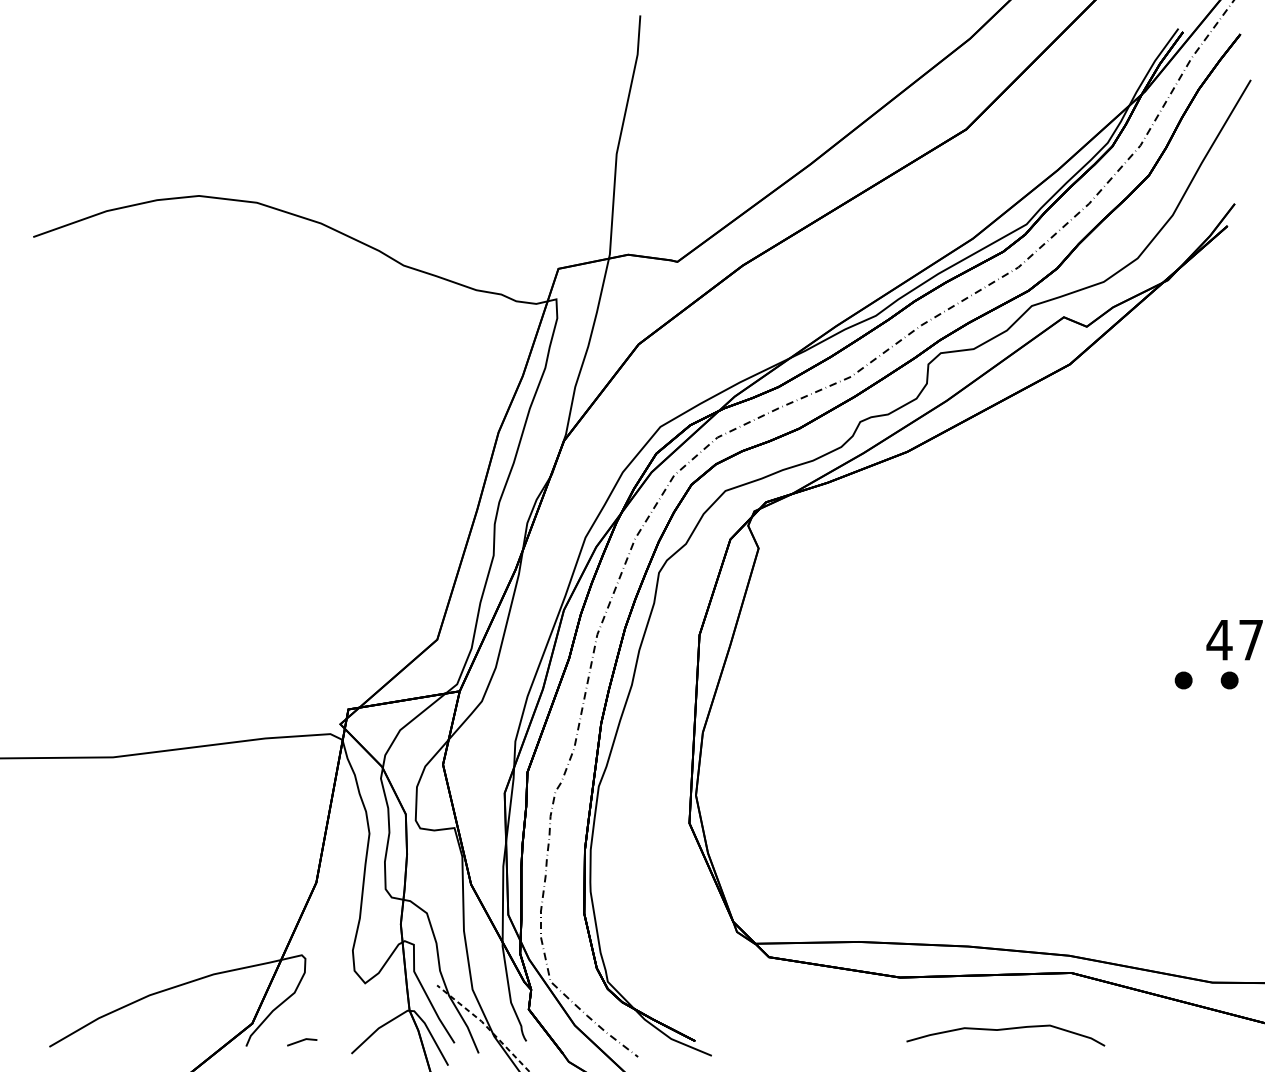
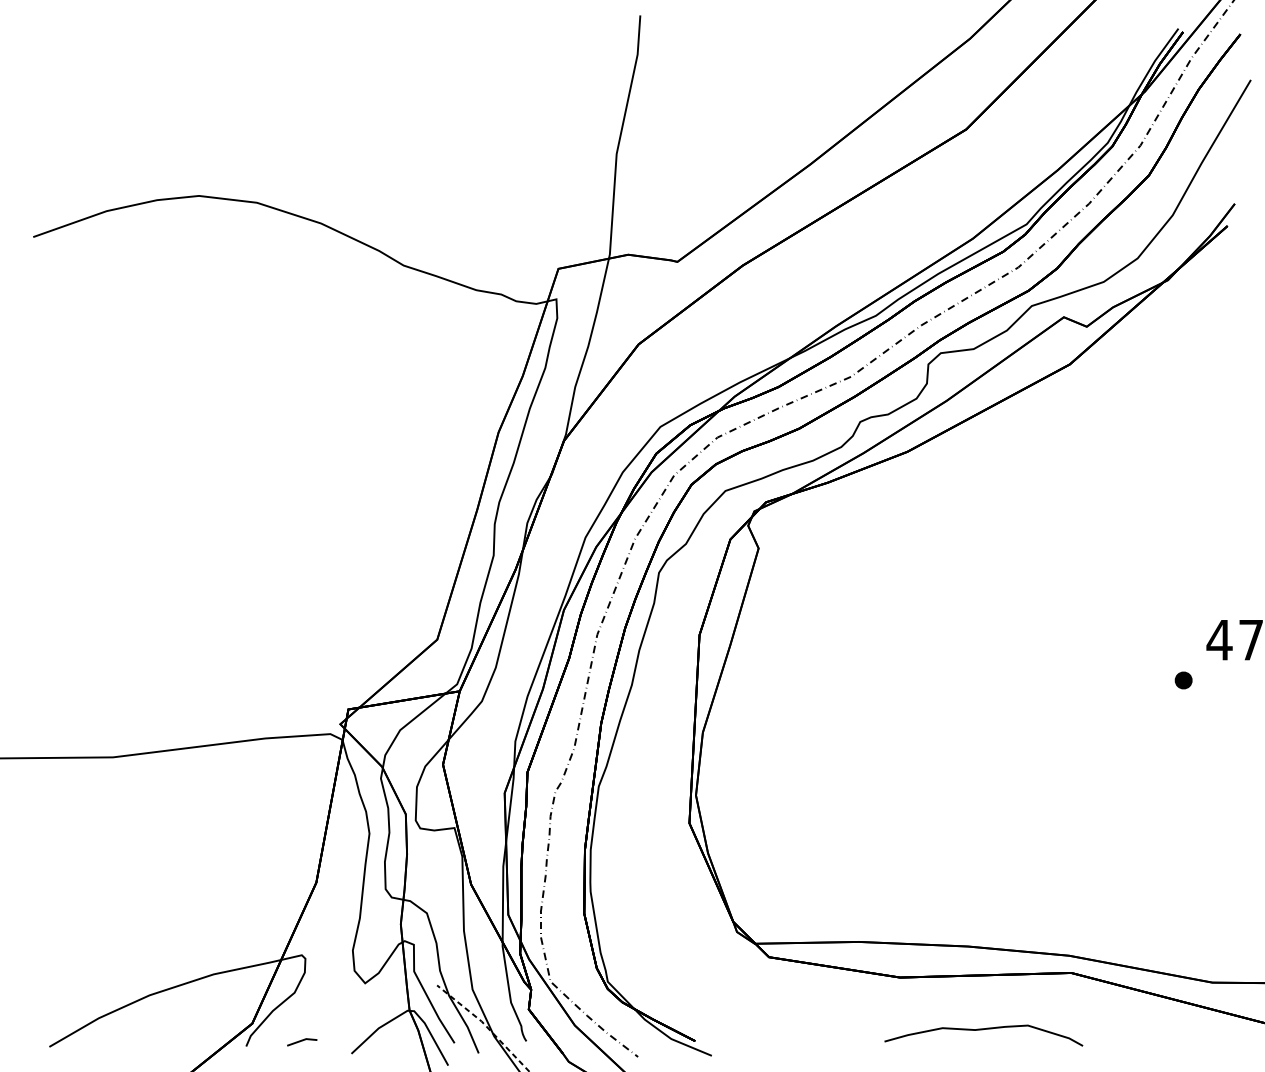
part: present -> none (1229, 680)
curve position: (1005, 1030) -> (983, 1030) (983, 1030)
